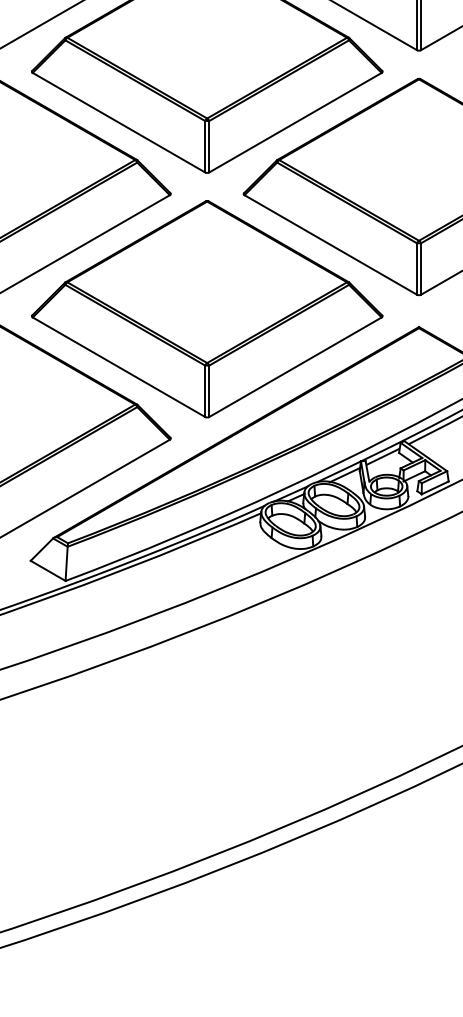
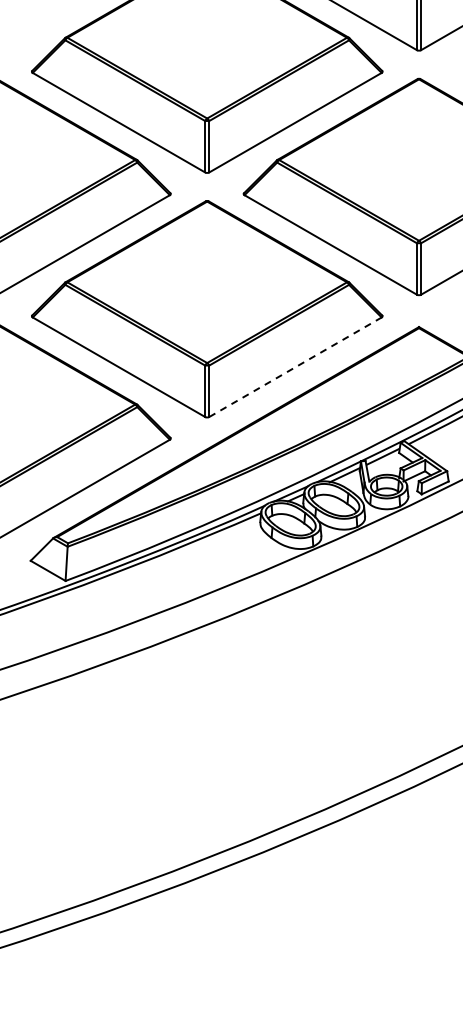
line: present -> none (41, 24)
line: solid -> dashed (295, 367)
